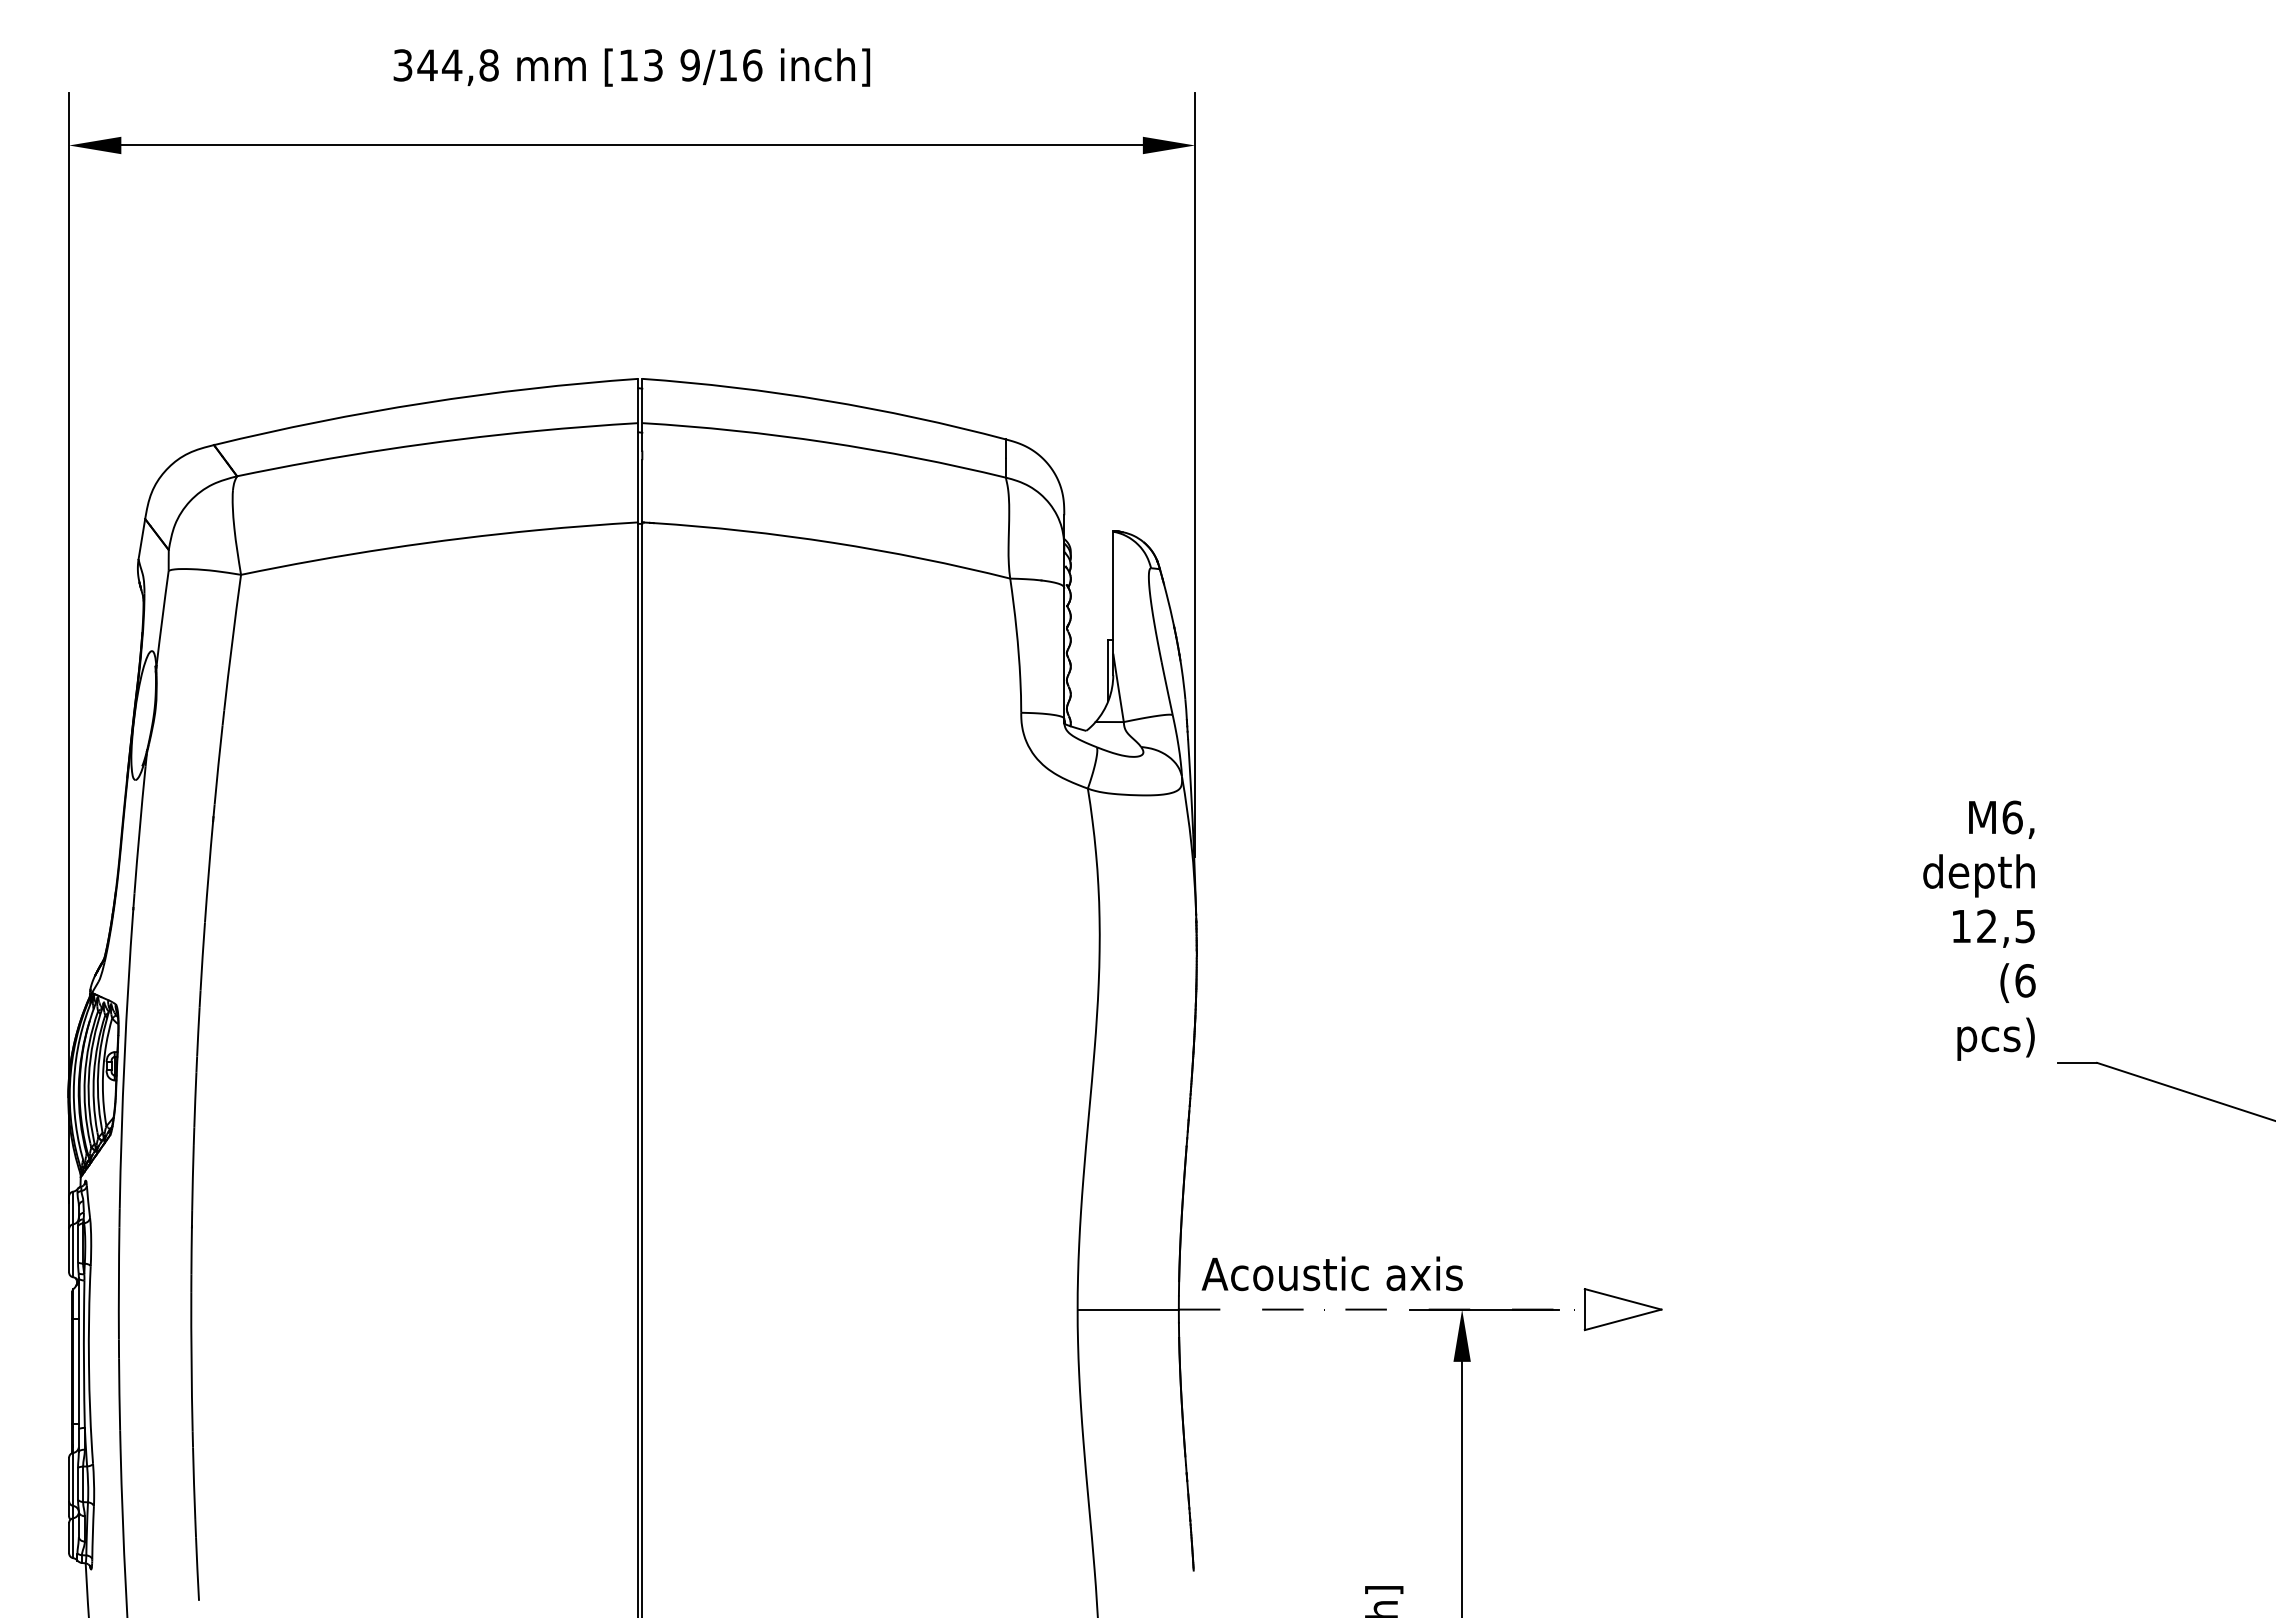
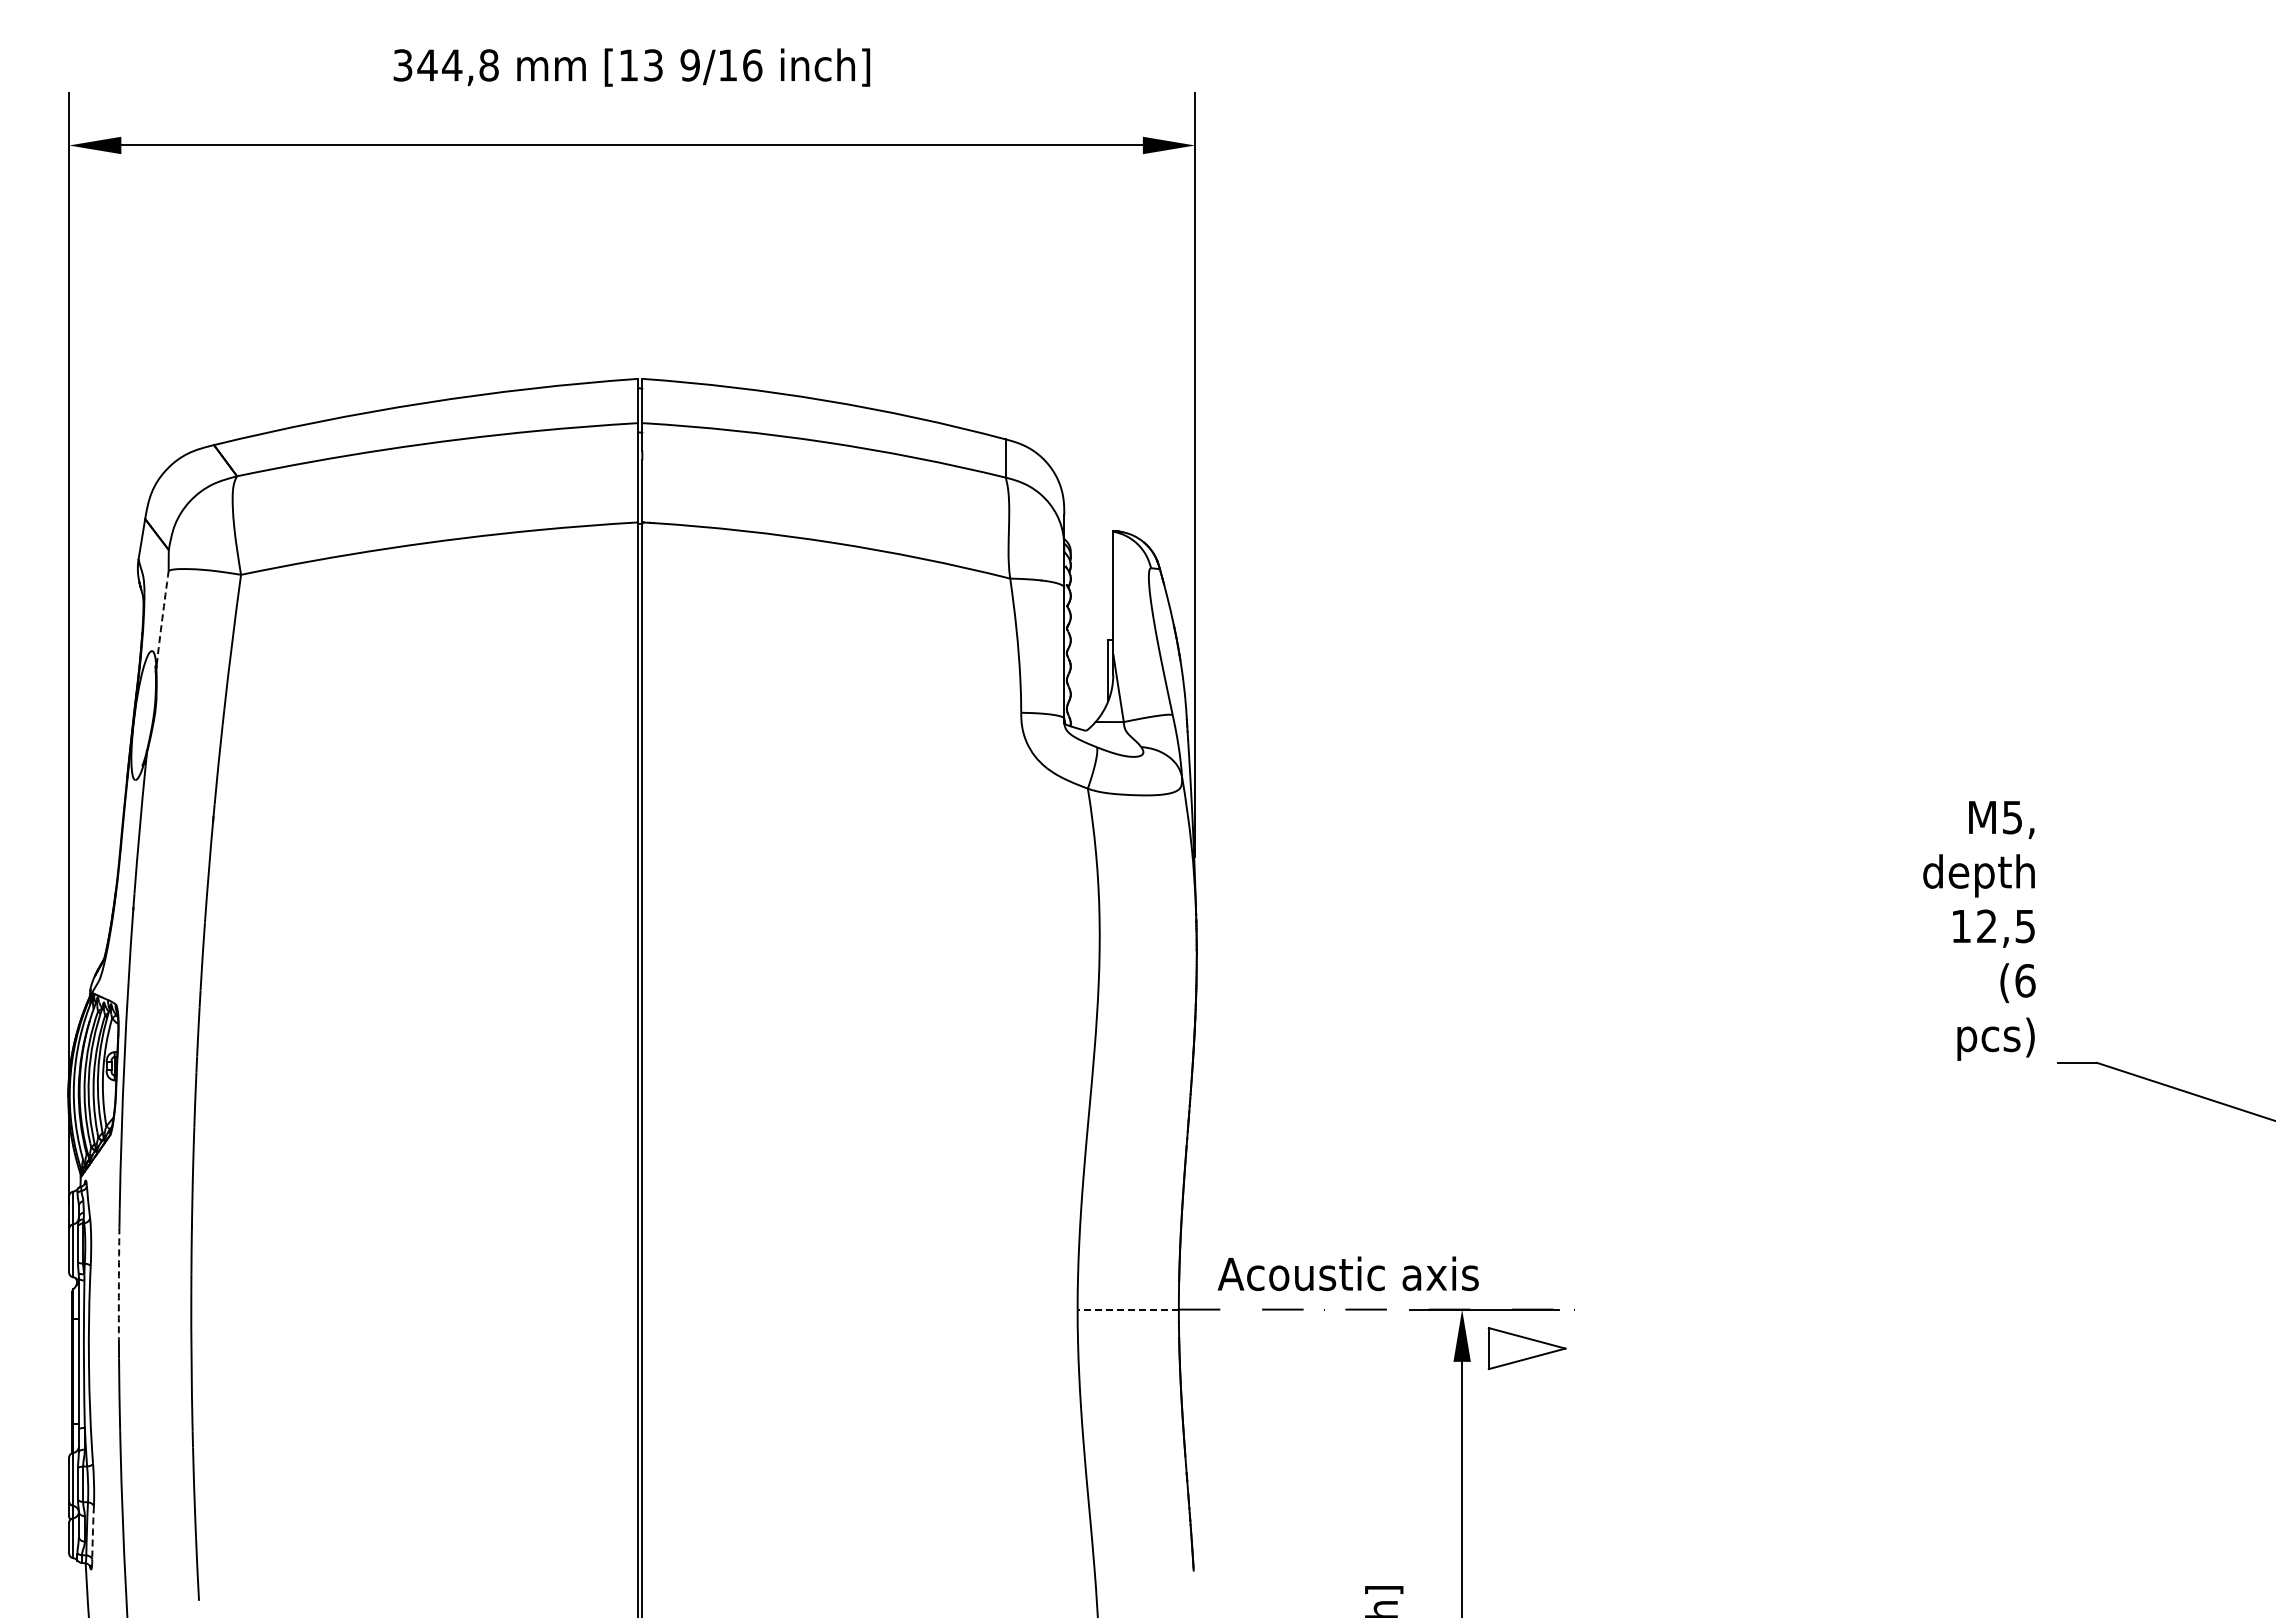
arc: solid -> dashed (162, 618)
text: M6, -> M5, (2012, 817)
text position: (1331, 1273) -> (1347, 1273) (1347, 1273)
arc: solid -> dashed (118, 1283)
line: solid -> dashed (1128, 1309)
part position: (1622, 1309) -> (1526, 1348) (1526, 1348)
arc: solid -> dashed (92, 1533)
